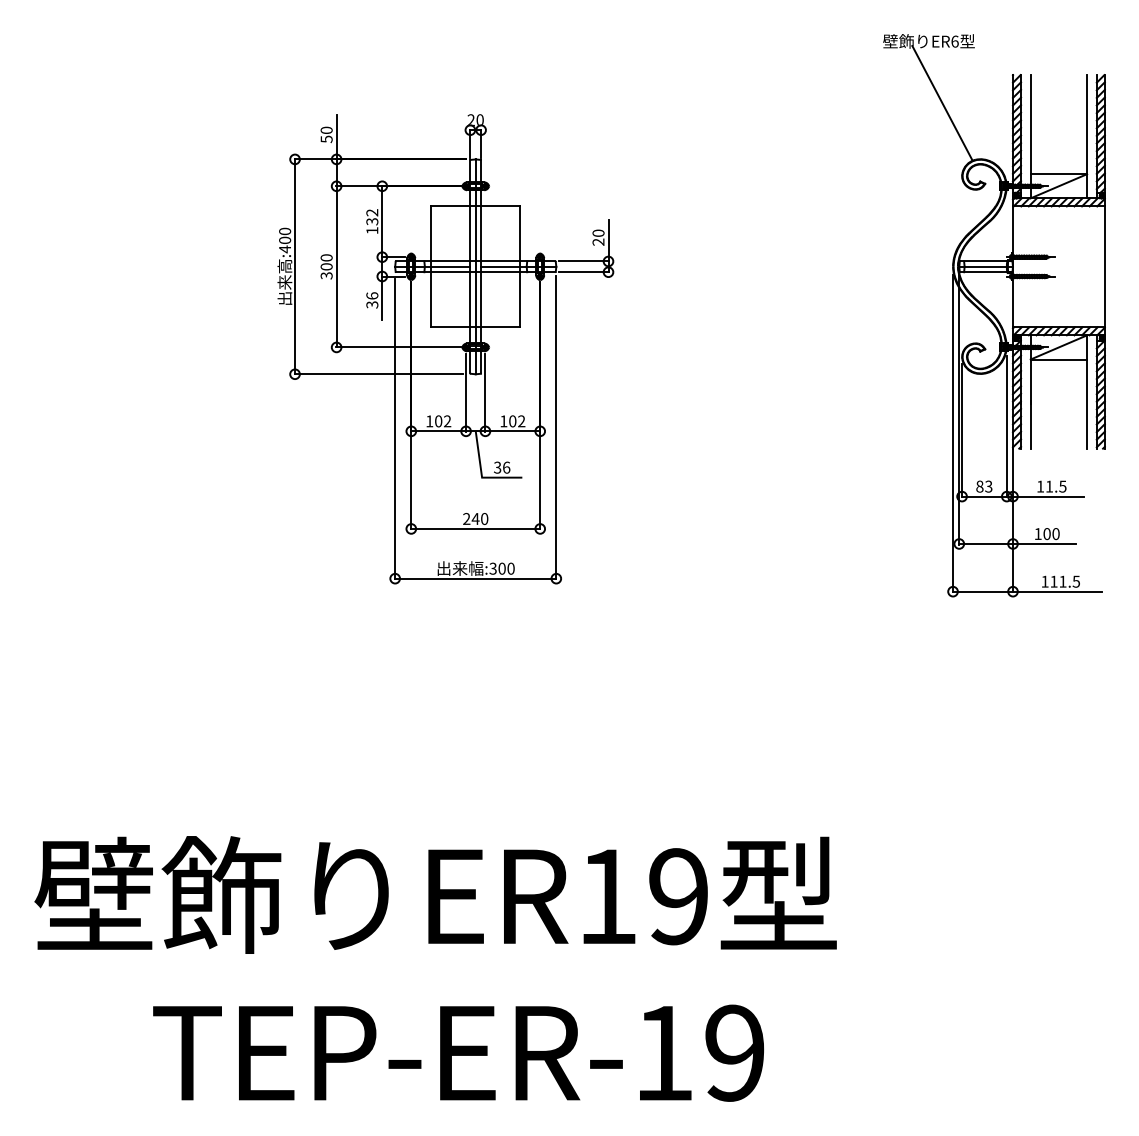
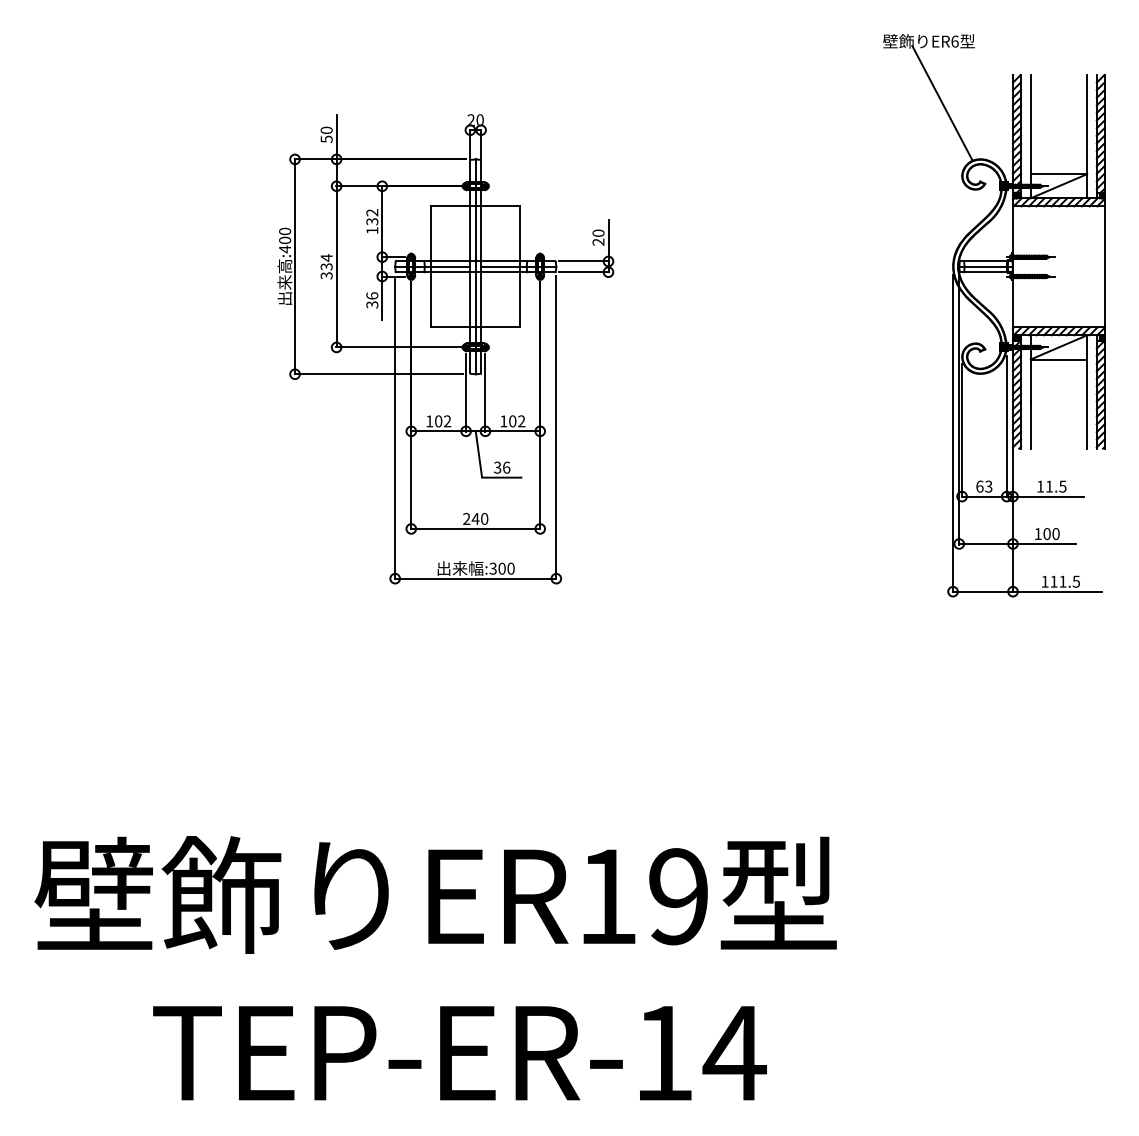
text: 300 -> 334 (326, 262)
text: 83 -> 63 (979, 486)
text: TEP-ER-19 -> TEP-ER-14 (734, 1052)
